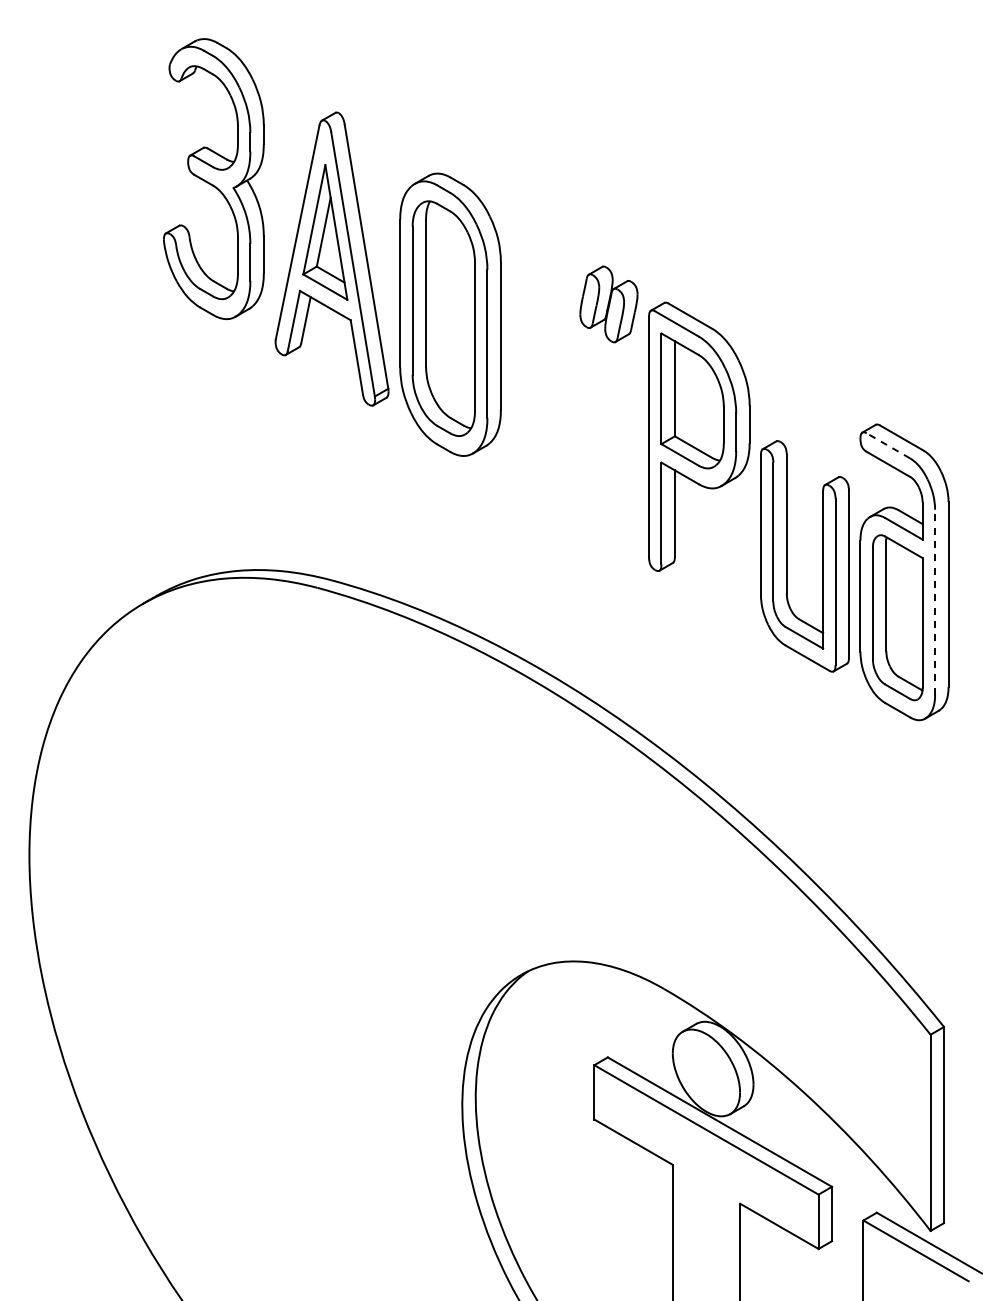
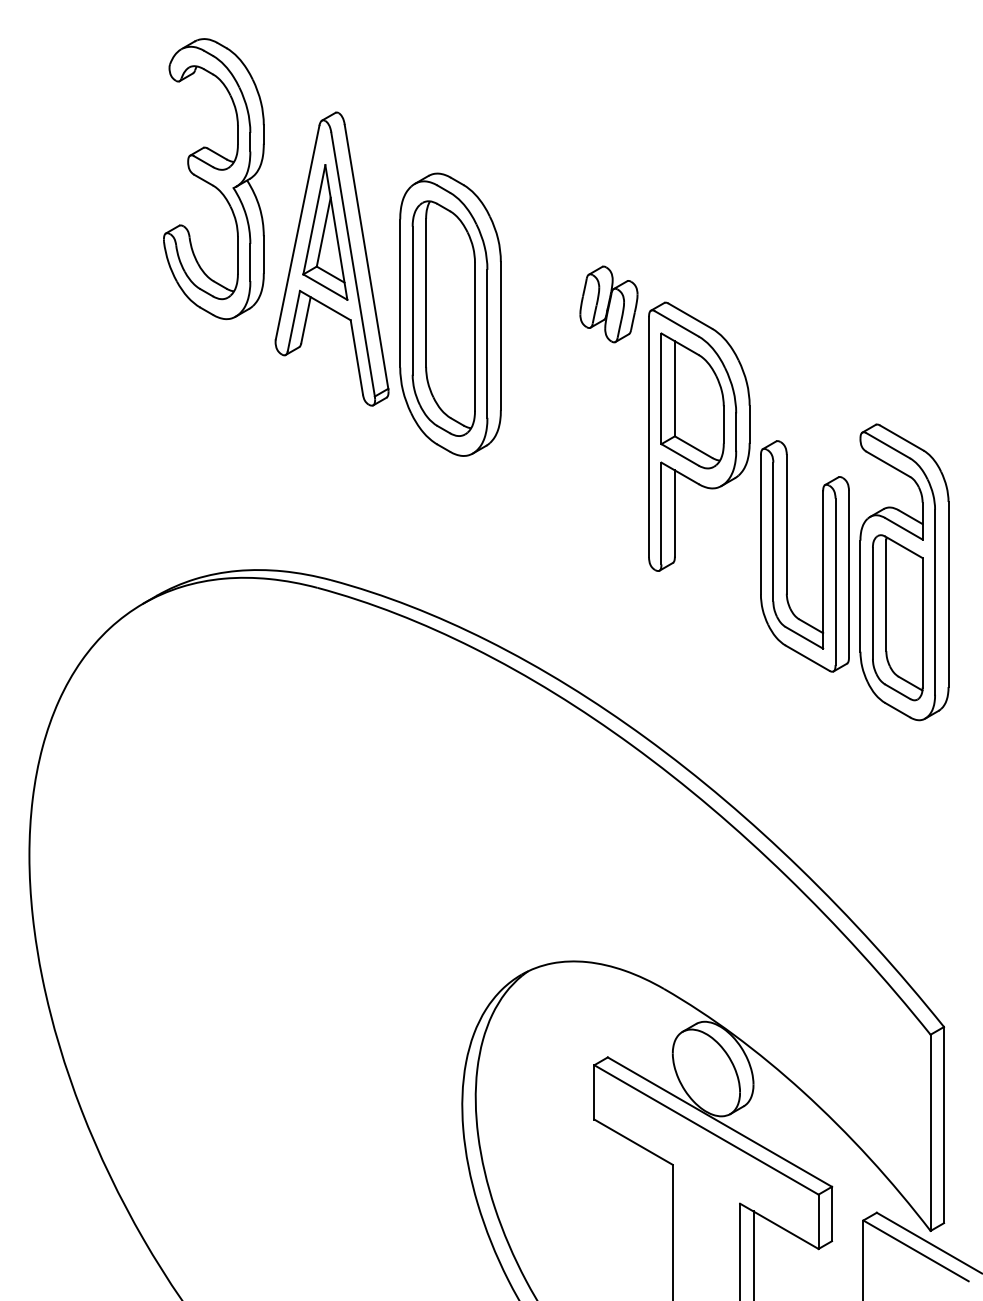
line: dashed -> solid (887, 445)
line: dashed -> solid (935, 602)
line: none -> present (753, 1254)
